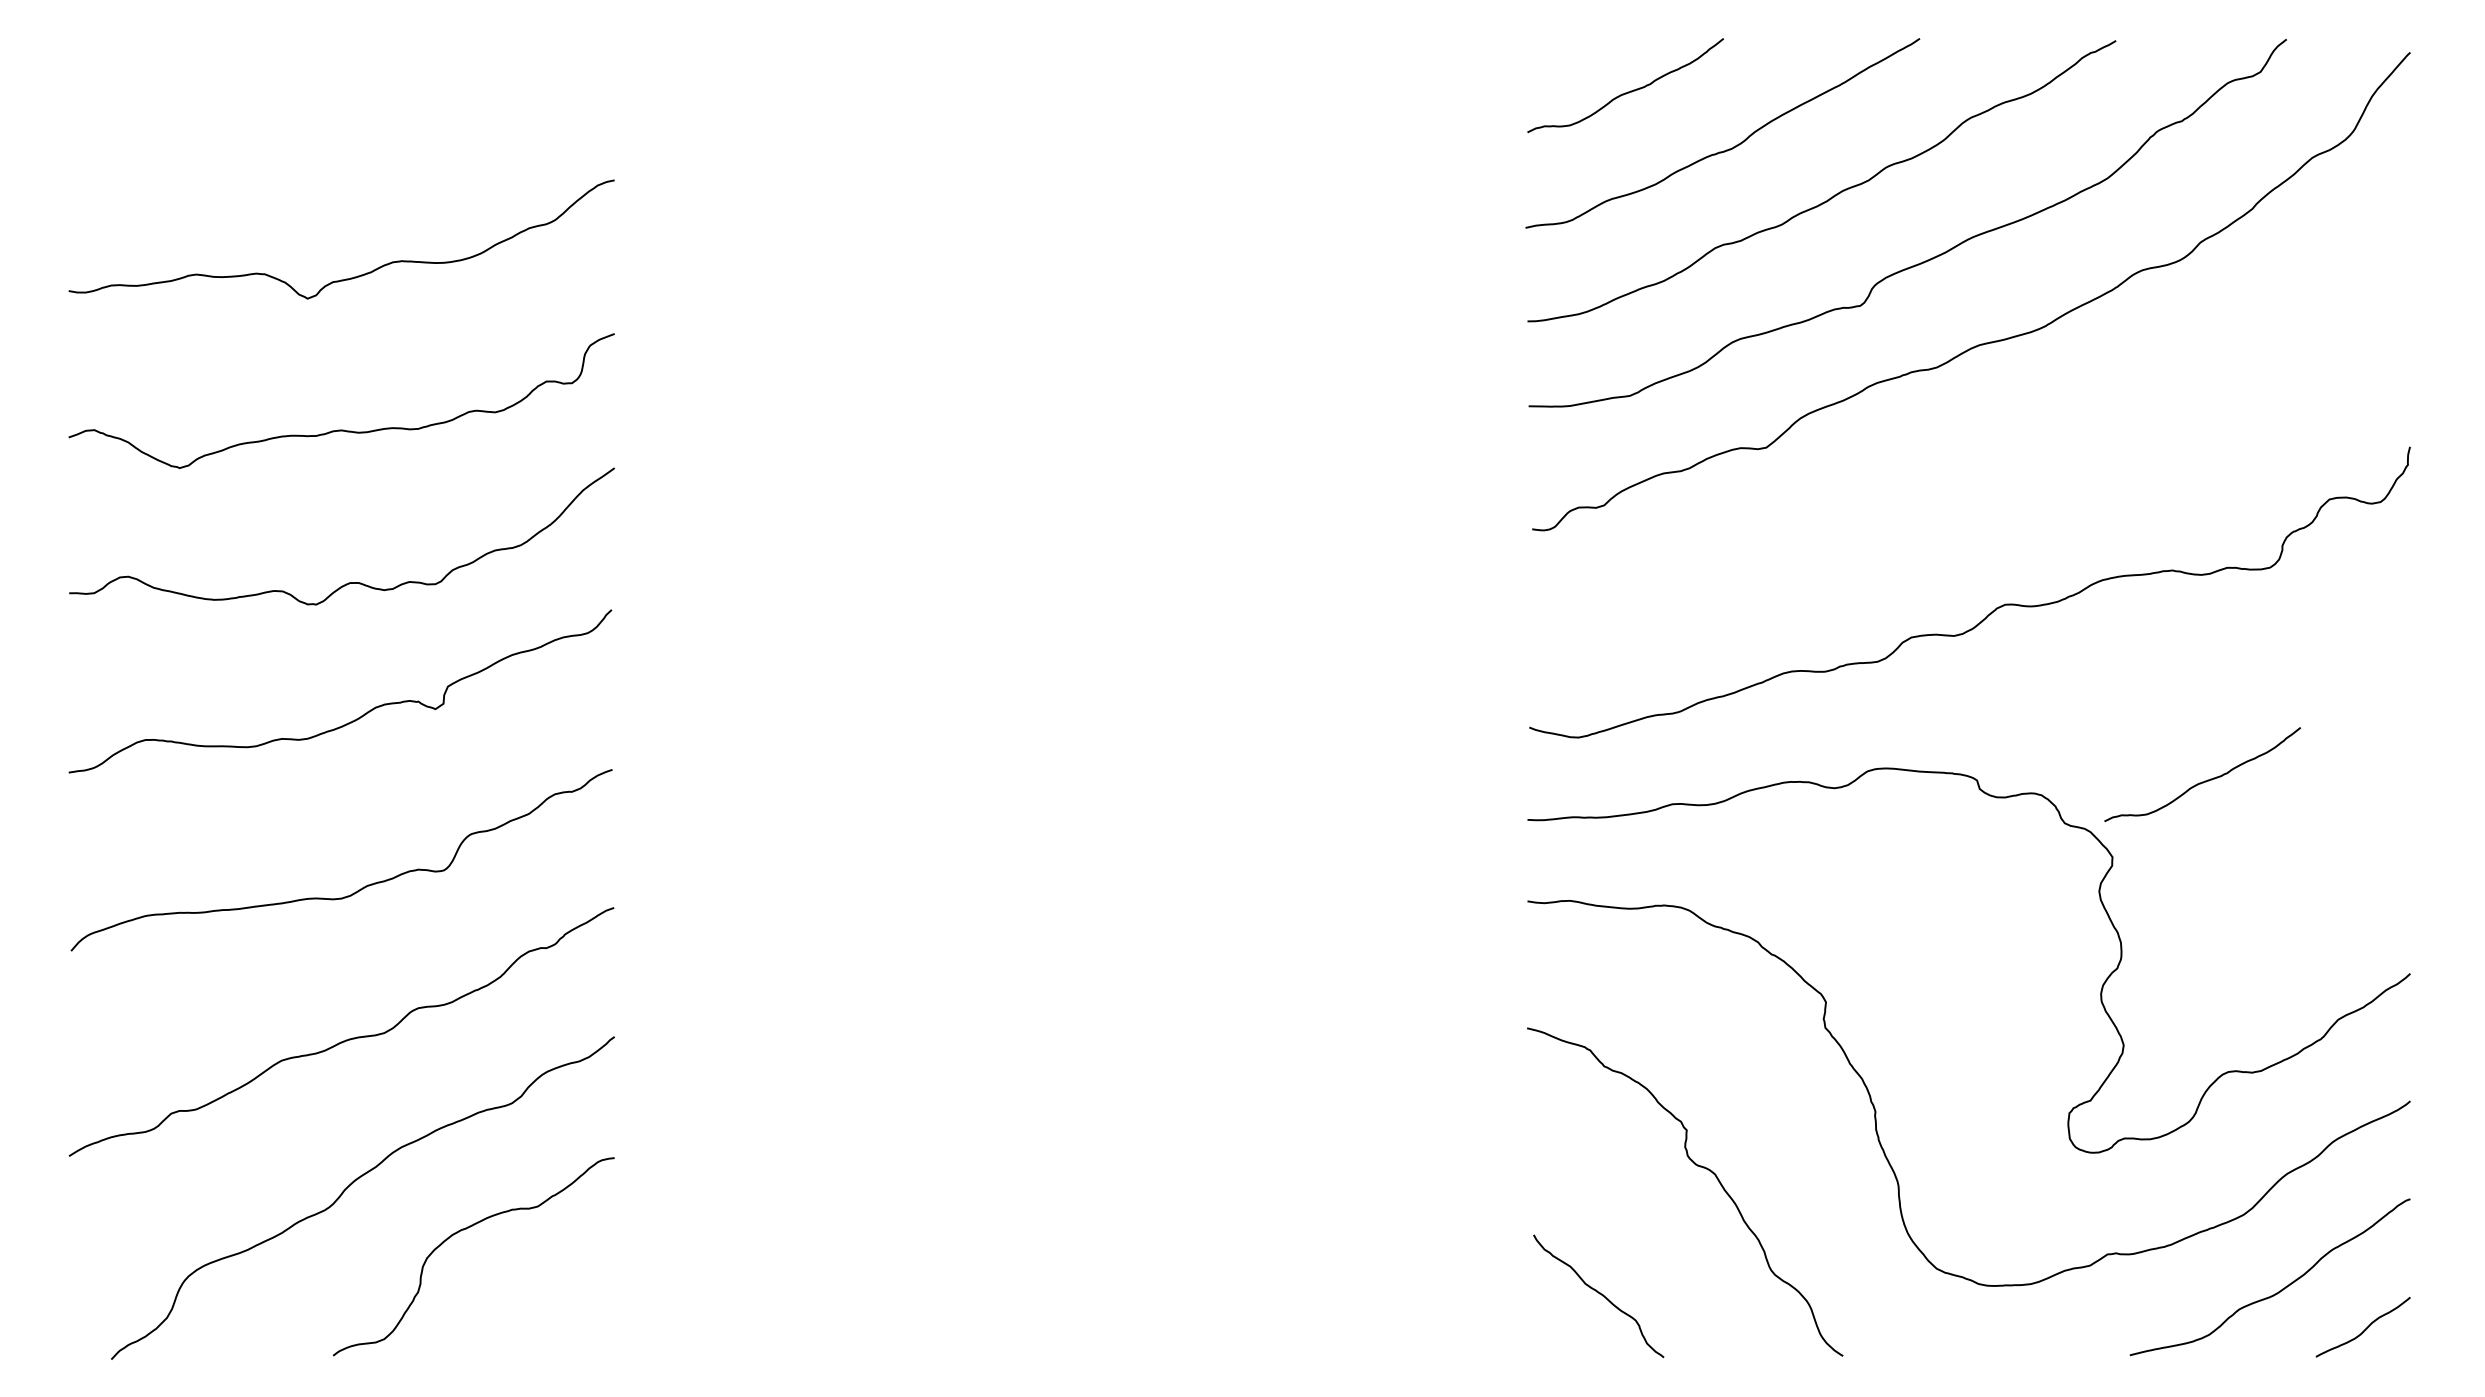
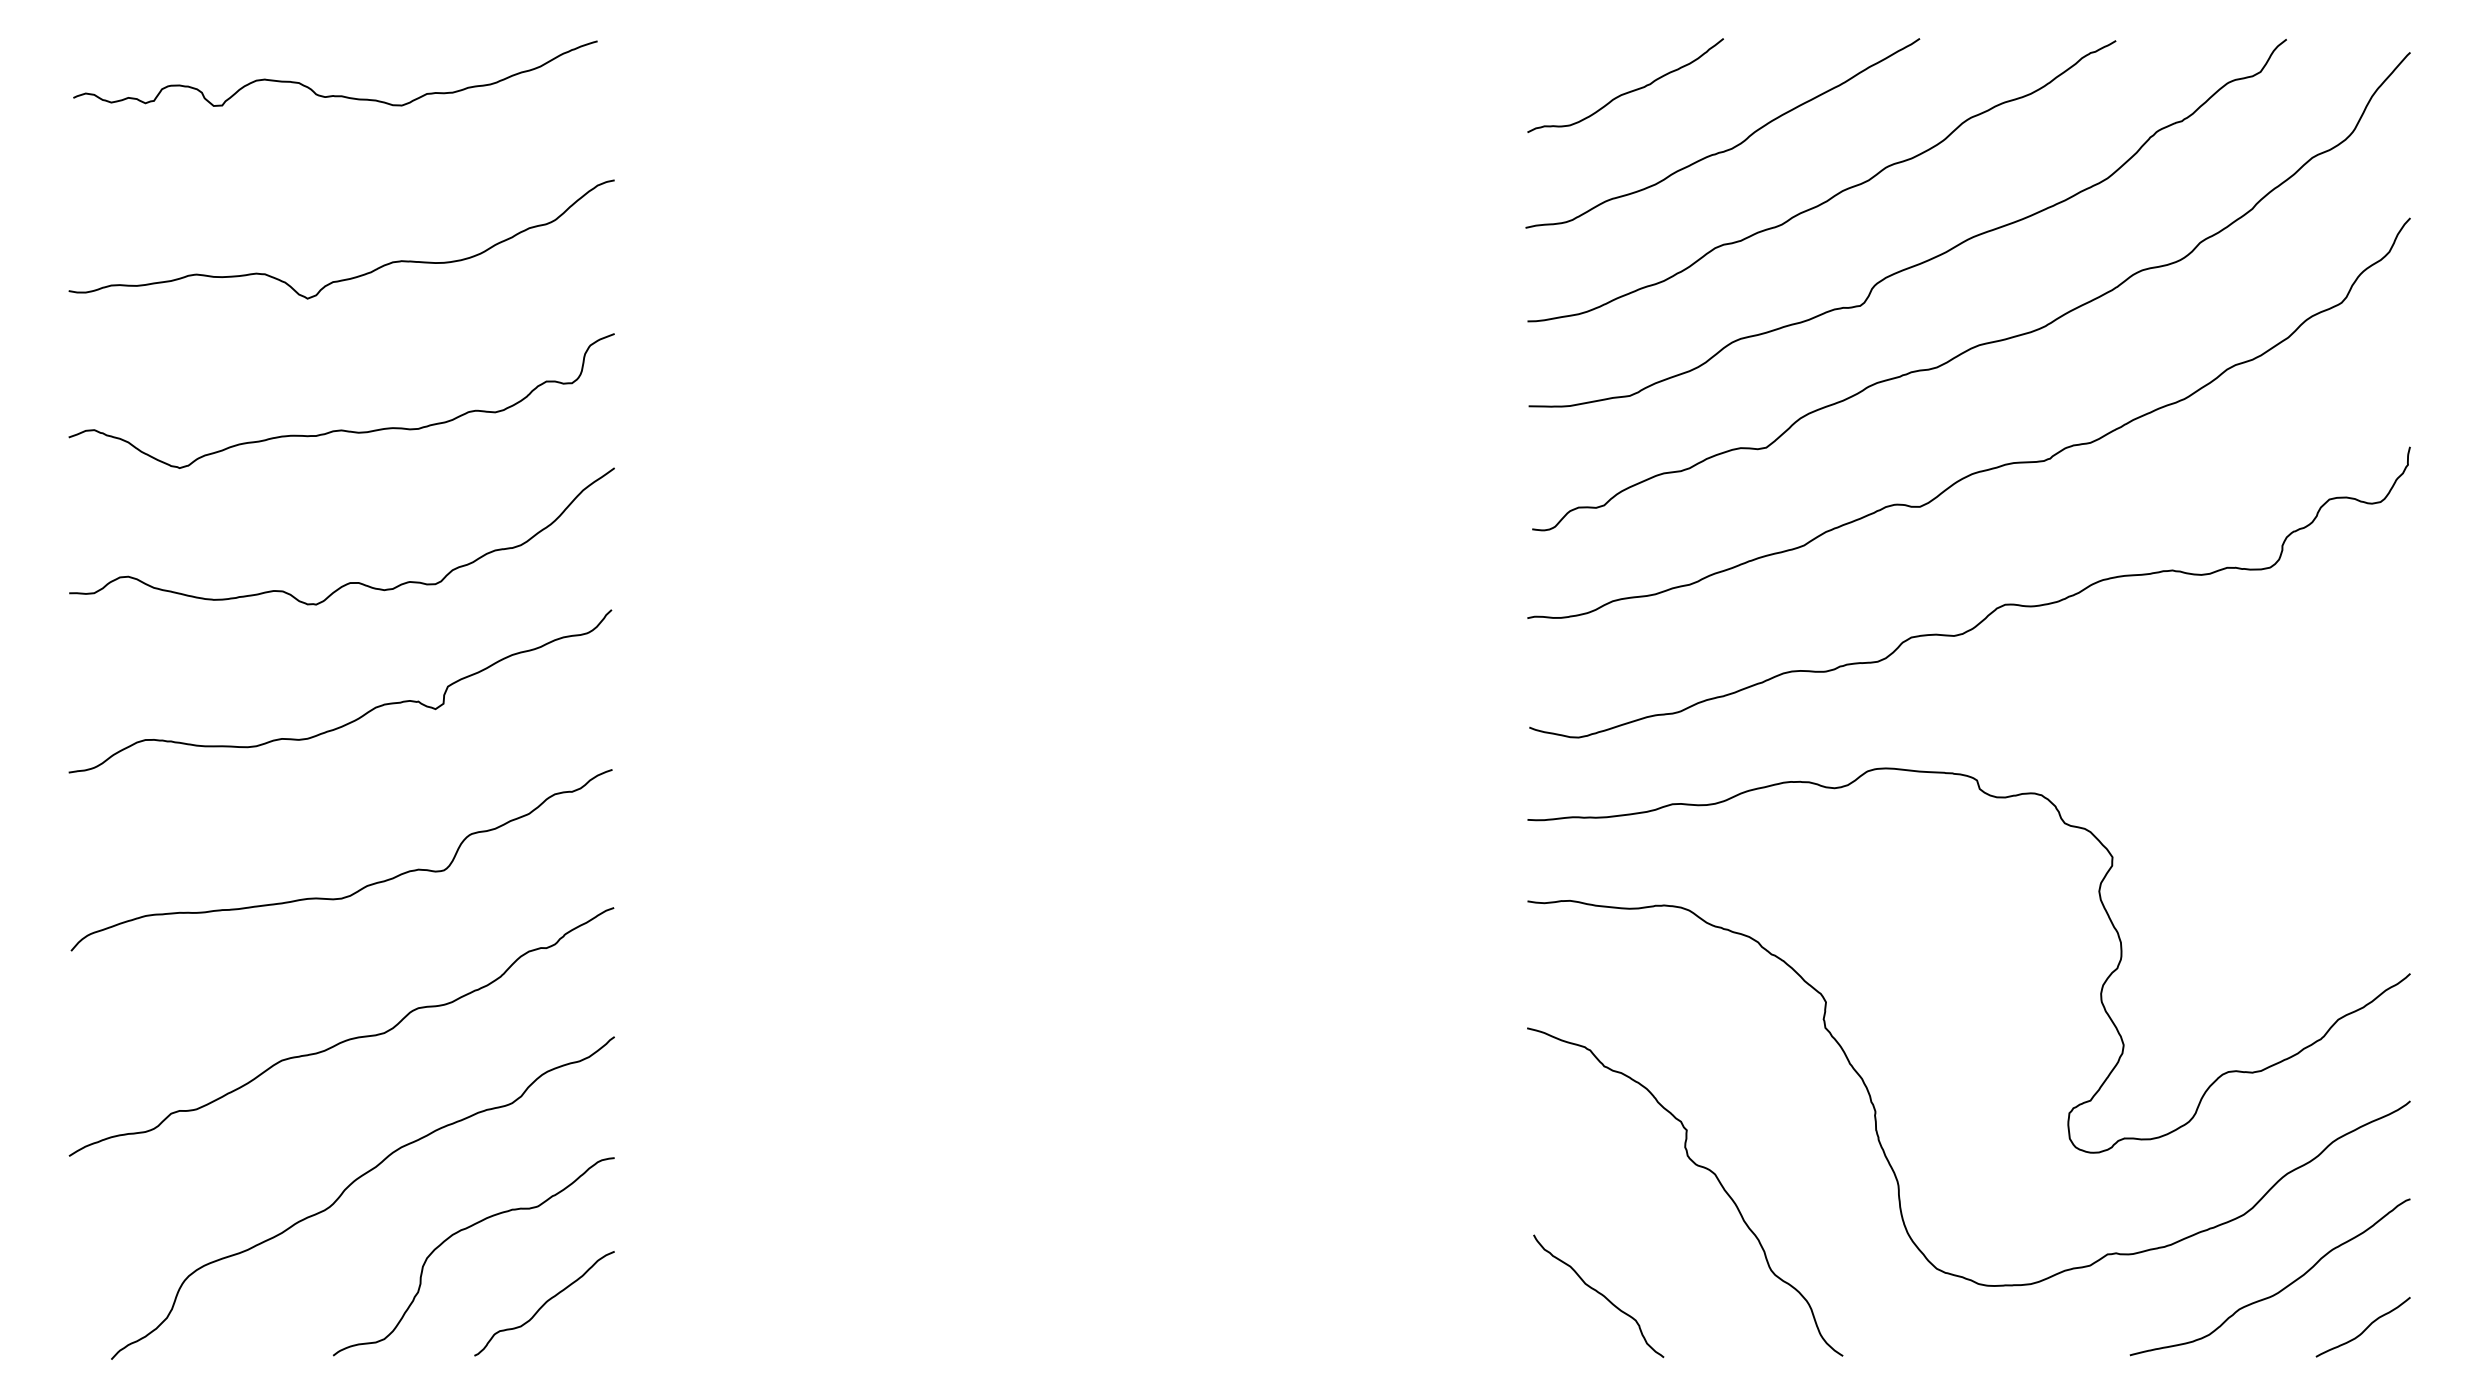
curve: none -> present (335, 95)
curve: none -> present (1979, 470)
curve: present -> none (2204, 780)
curve: none -> present (544, 1303)
